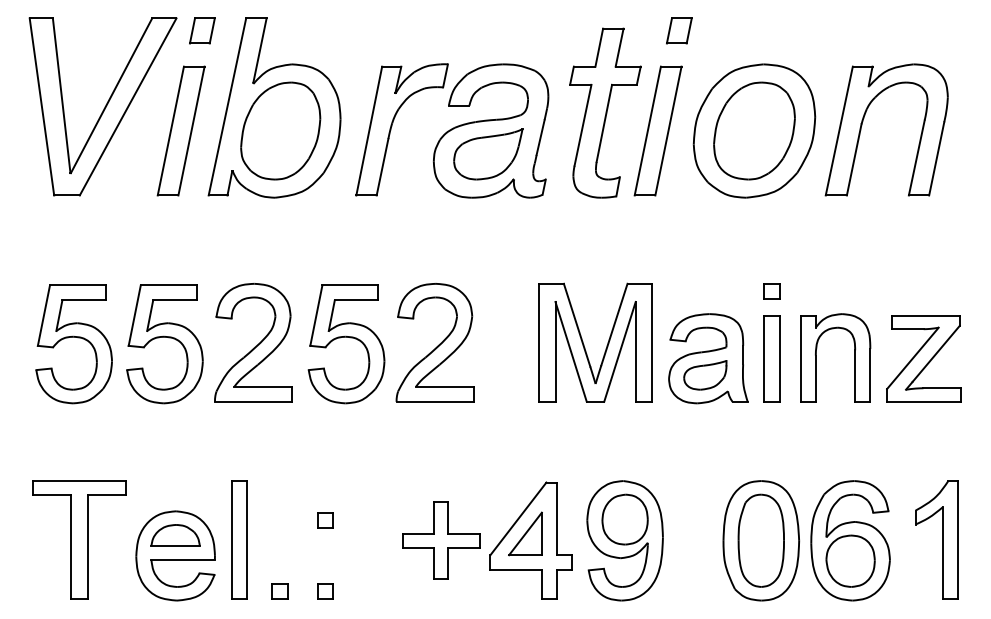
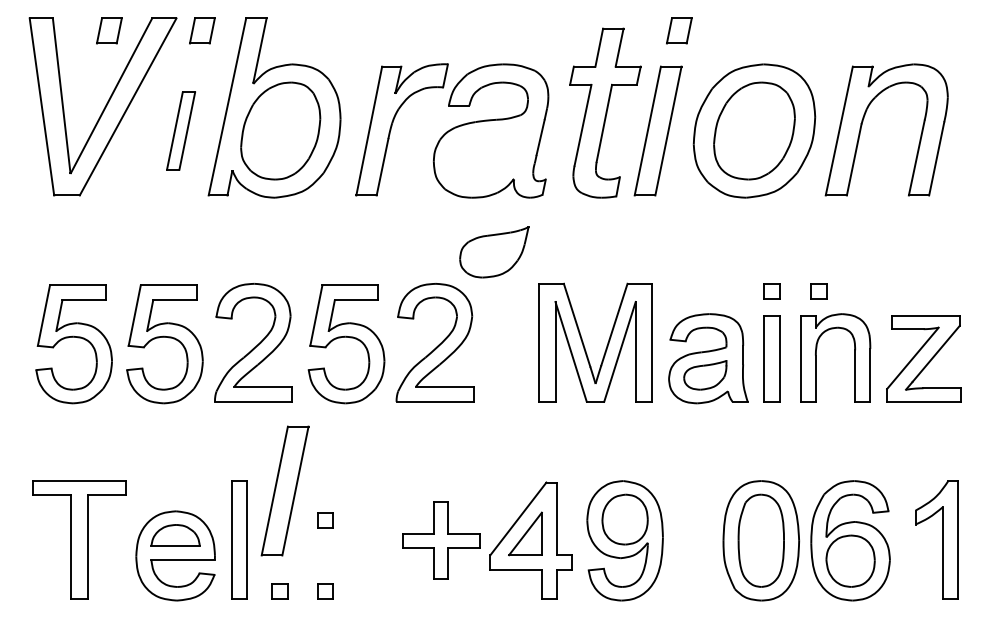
part: none -> present (109, 30)
part size: 50x132 px -> 30x80 px (180, 130)
part position: (488, 154) -> (494, 252) (494, 252)
part: none -> present (818, 291)
part: none -> present (284, 490)
